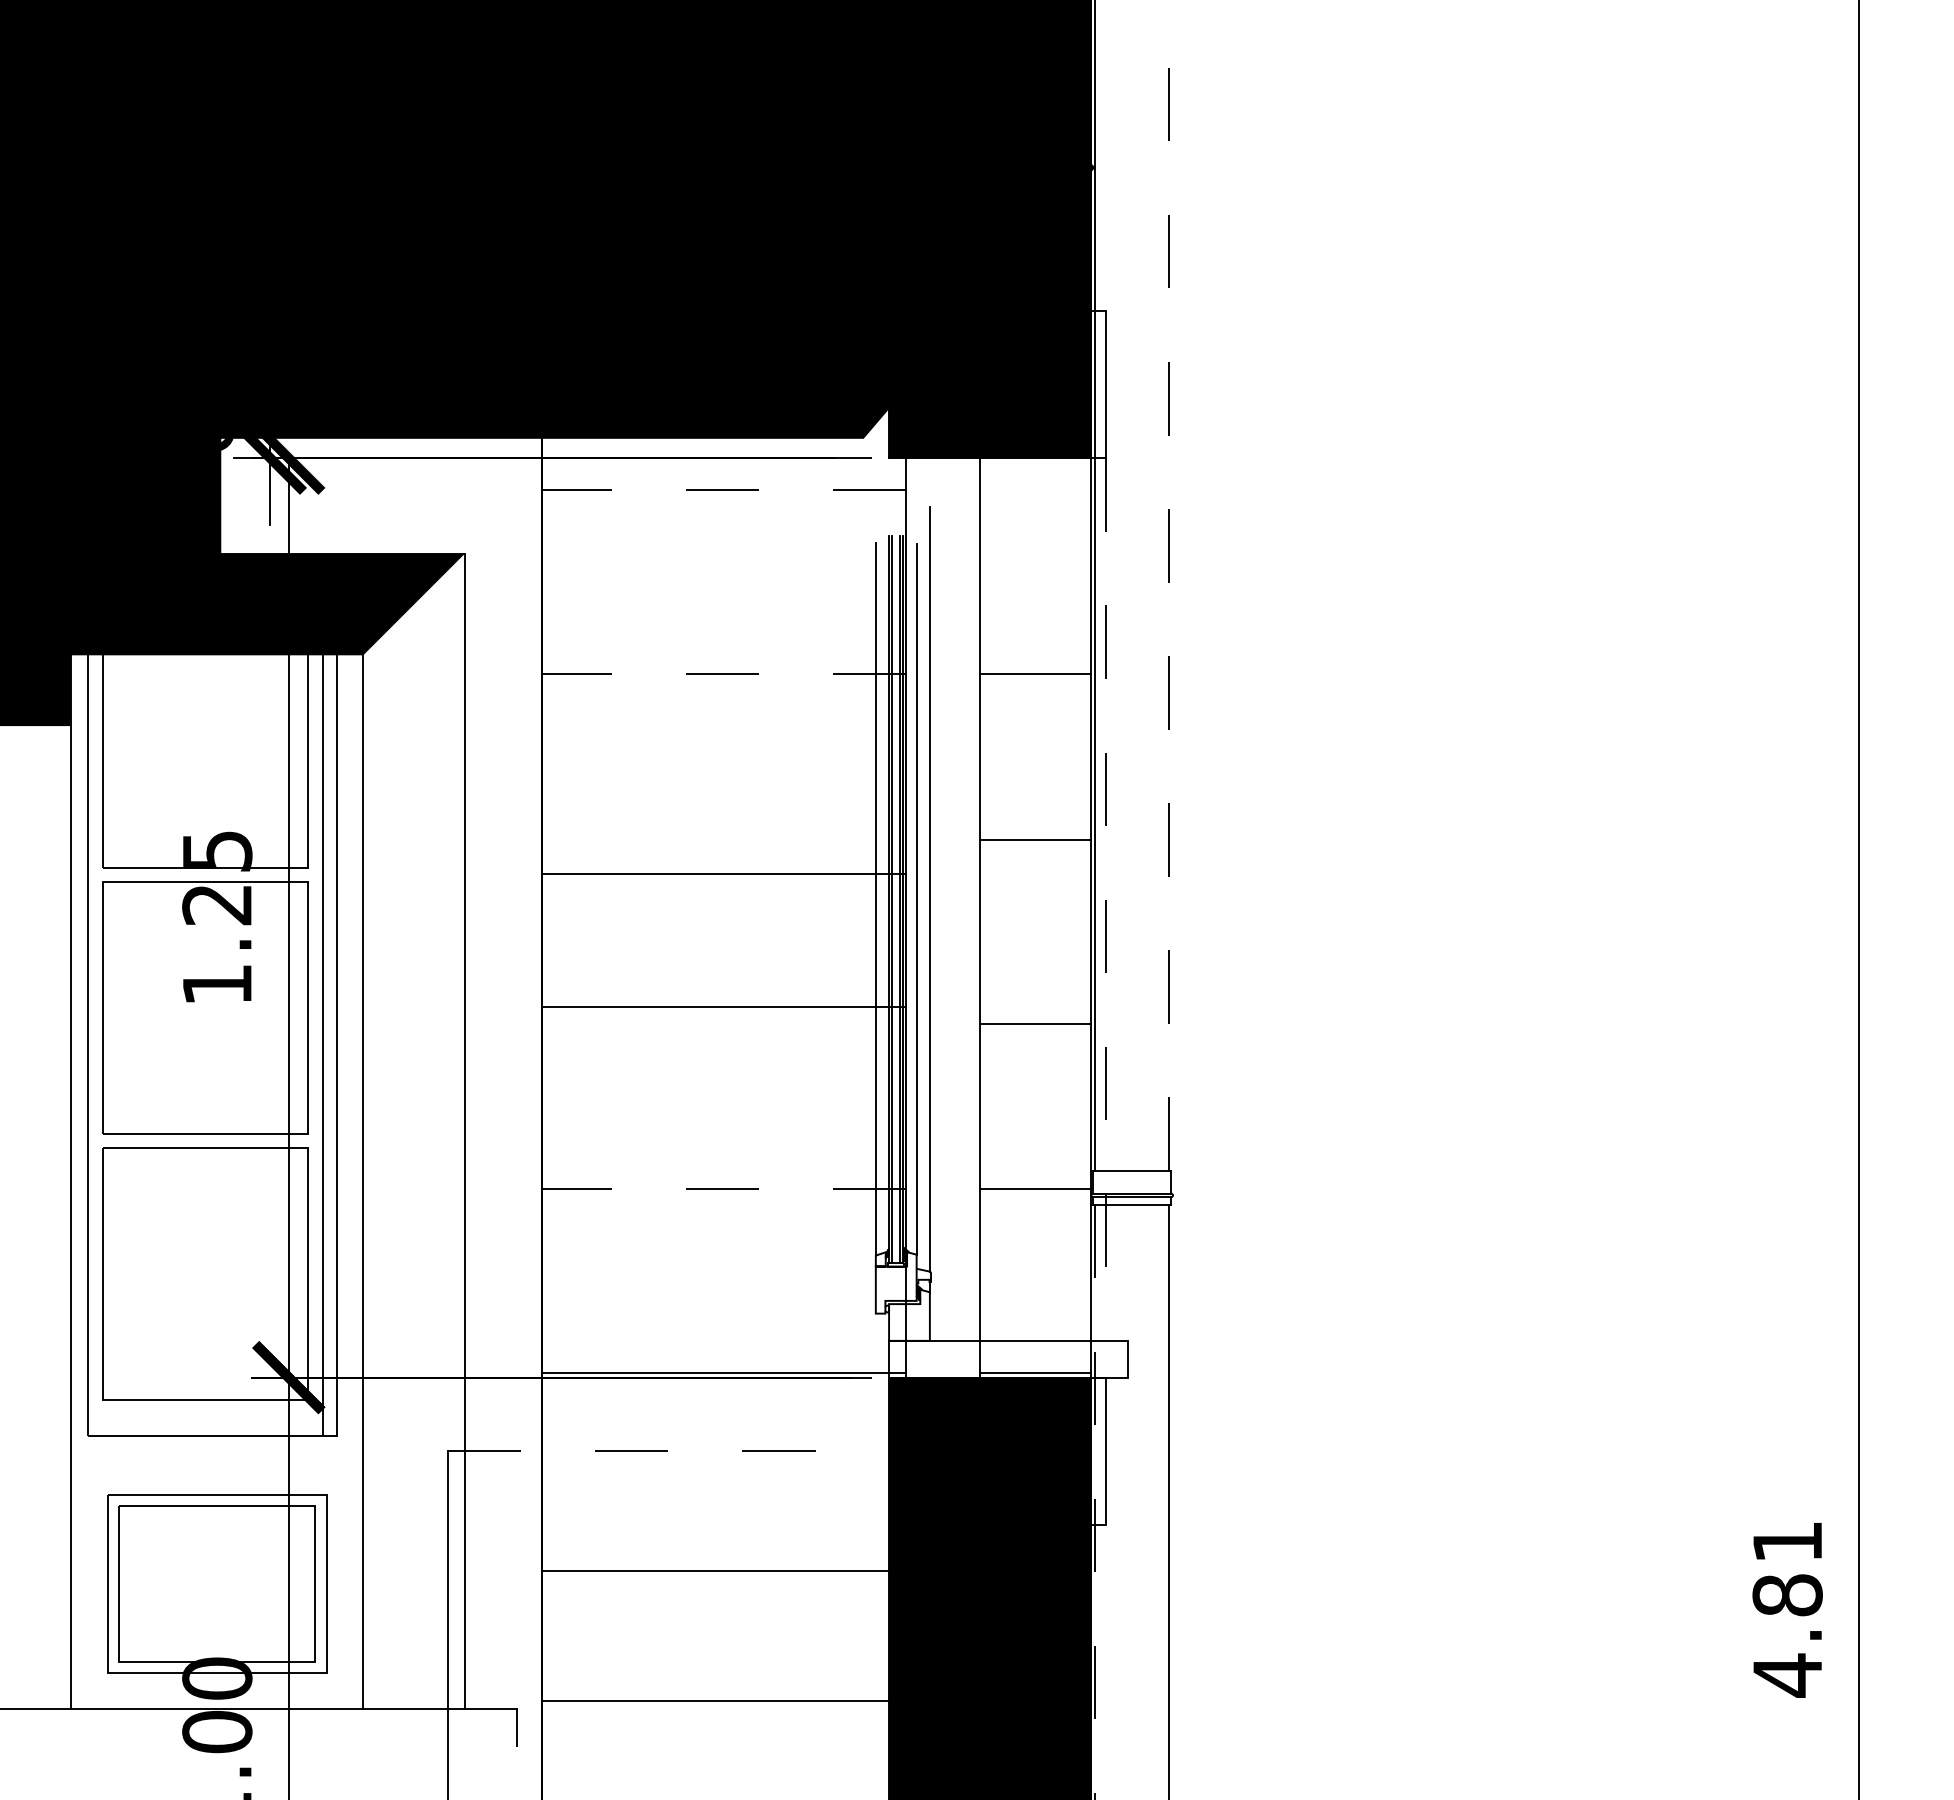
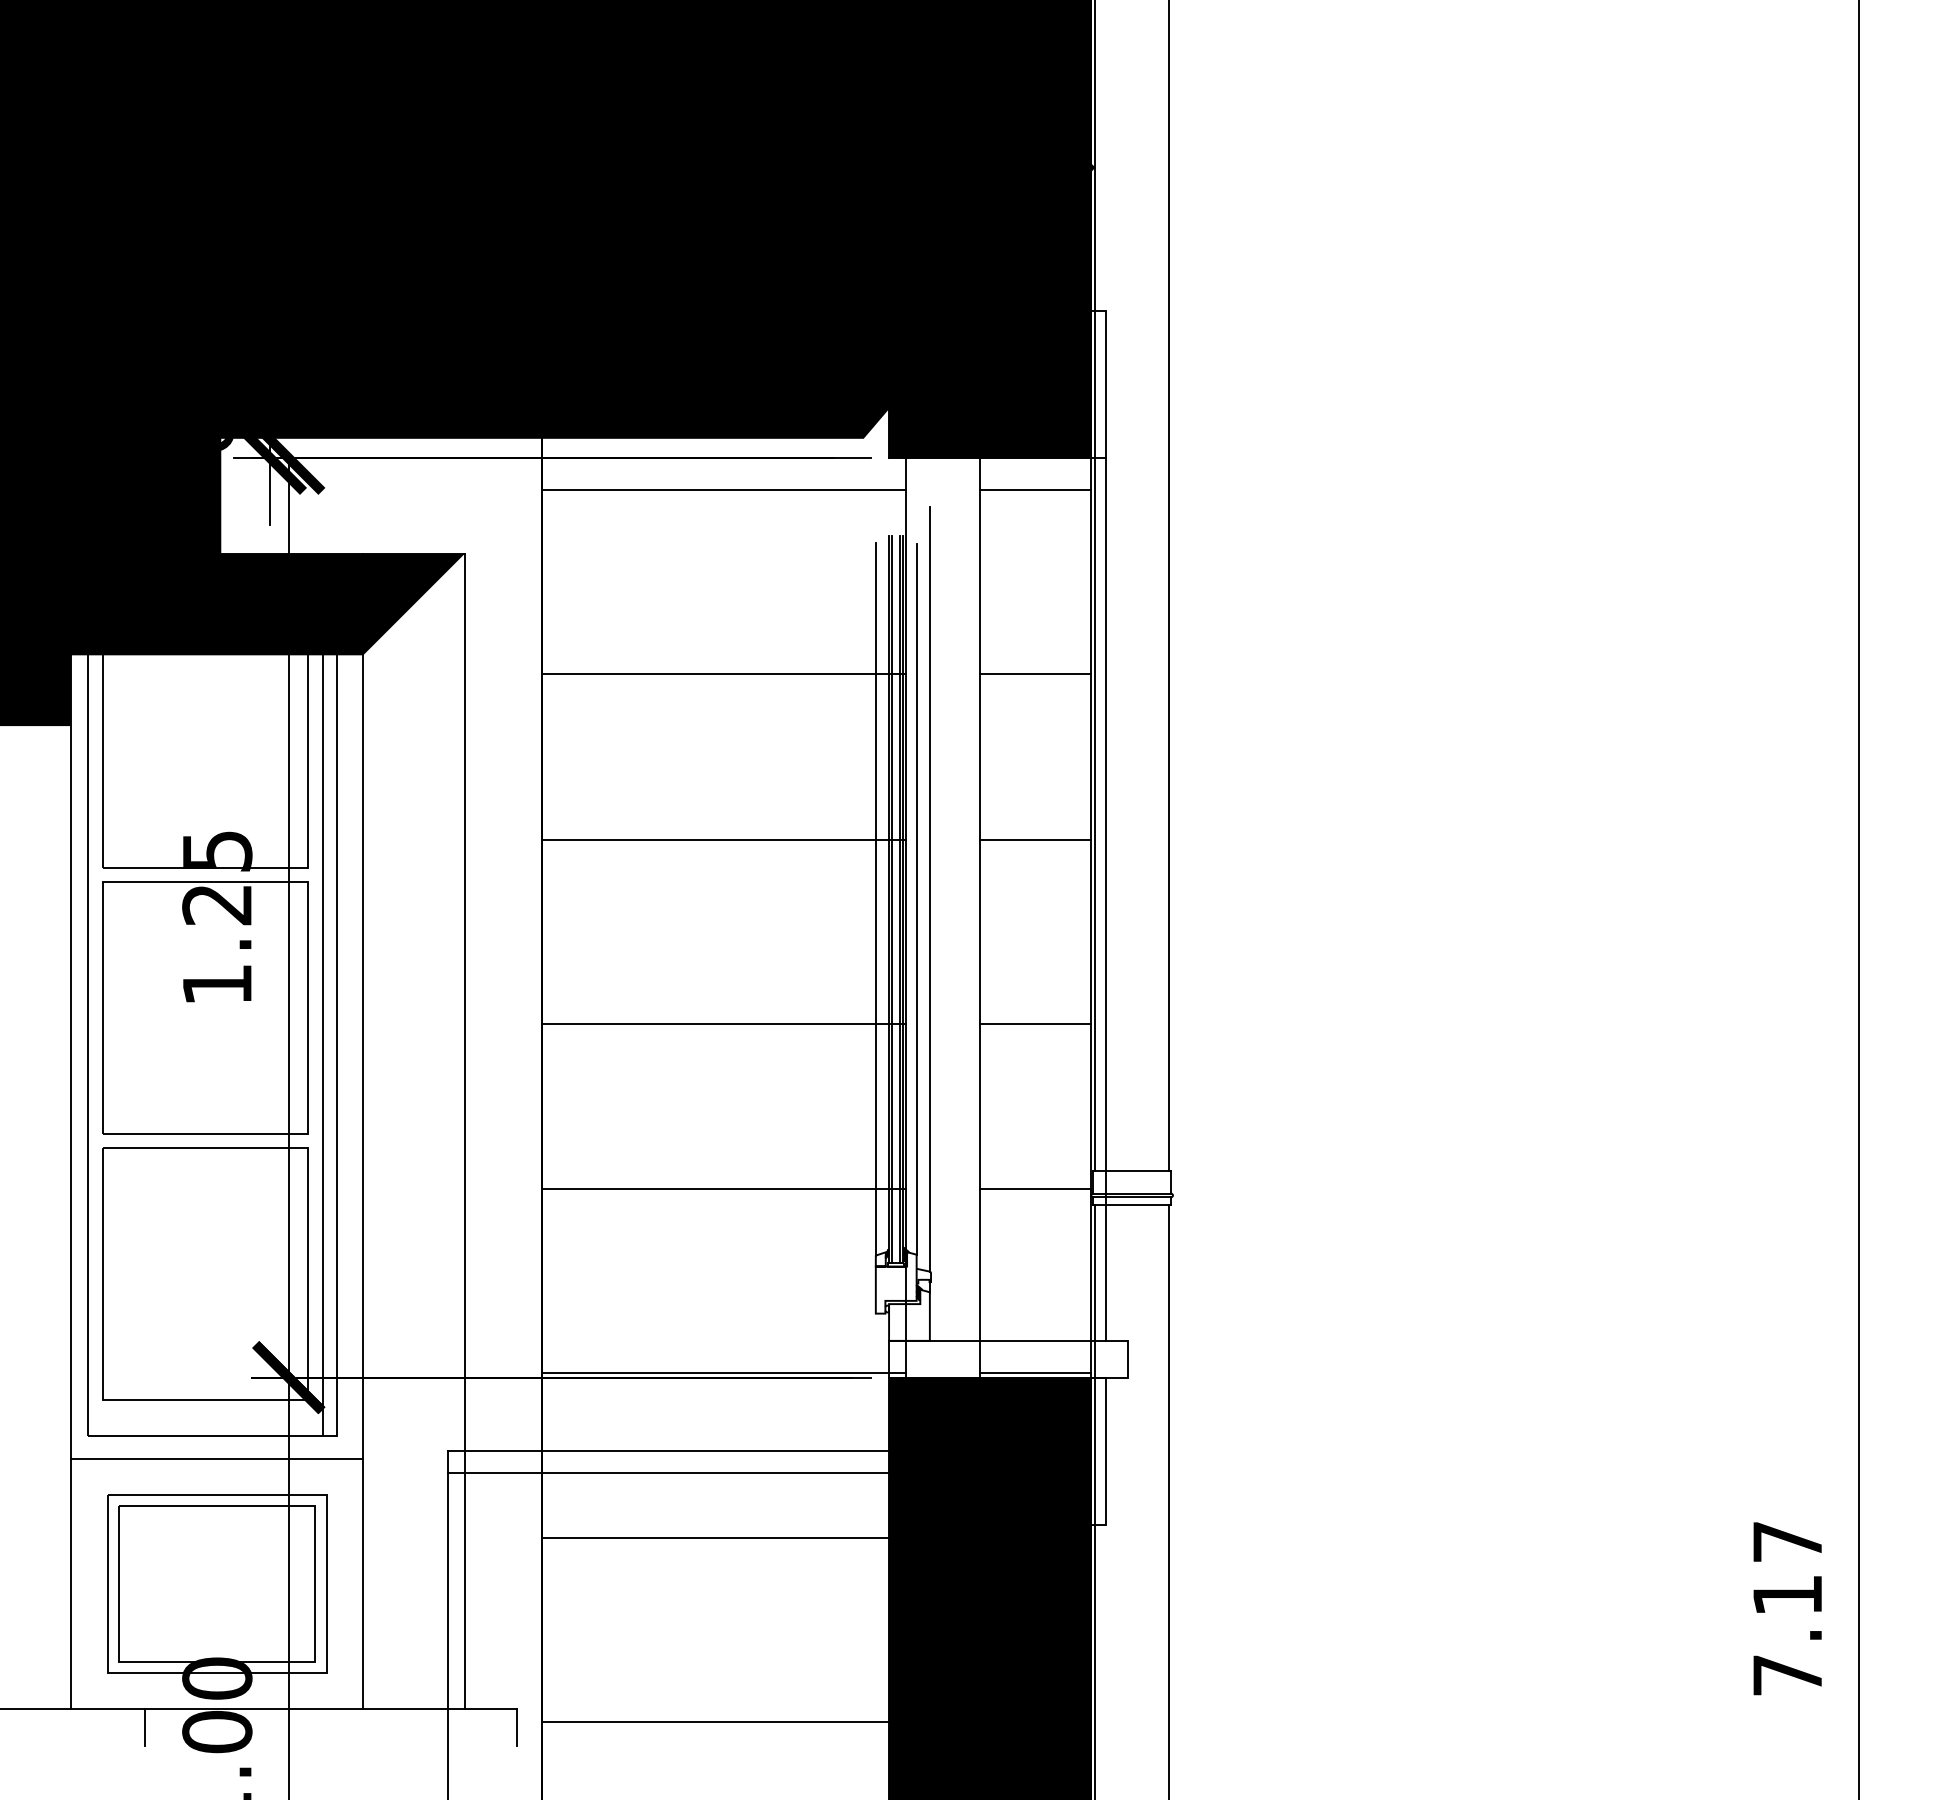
line: dashed -> solid (723, 490)
line: none -> present (1035, 490)
line: dashed -> solid (1168, 586)
line: dashed -> solid (723, 674)
line position: (724, 873) -> (724, 839) (724, 839)
line: dashed -> solid (1106, 900)
line position: (724, 1006) -> (724, 1023) (724, 1023)
line: dashed -> solid (723, 1189)
line: dashed -> solid (668, 1451)
line: none -> present (216, 1458)
line: none -> present (668, 1473)
line: dashed -> solid (1095, 1502)
line position: (724, 1571) -> (724, 1538) (724, 1538)
text: 4.81 -> 7.17 (1787, 1609)
line position: (724, 1701) -> (724, 1722) (724, 1722)
line: none -> present (145, 1727)
